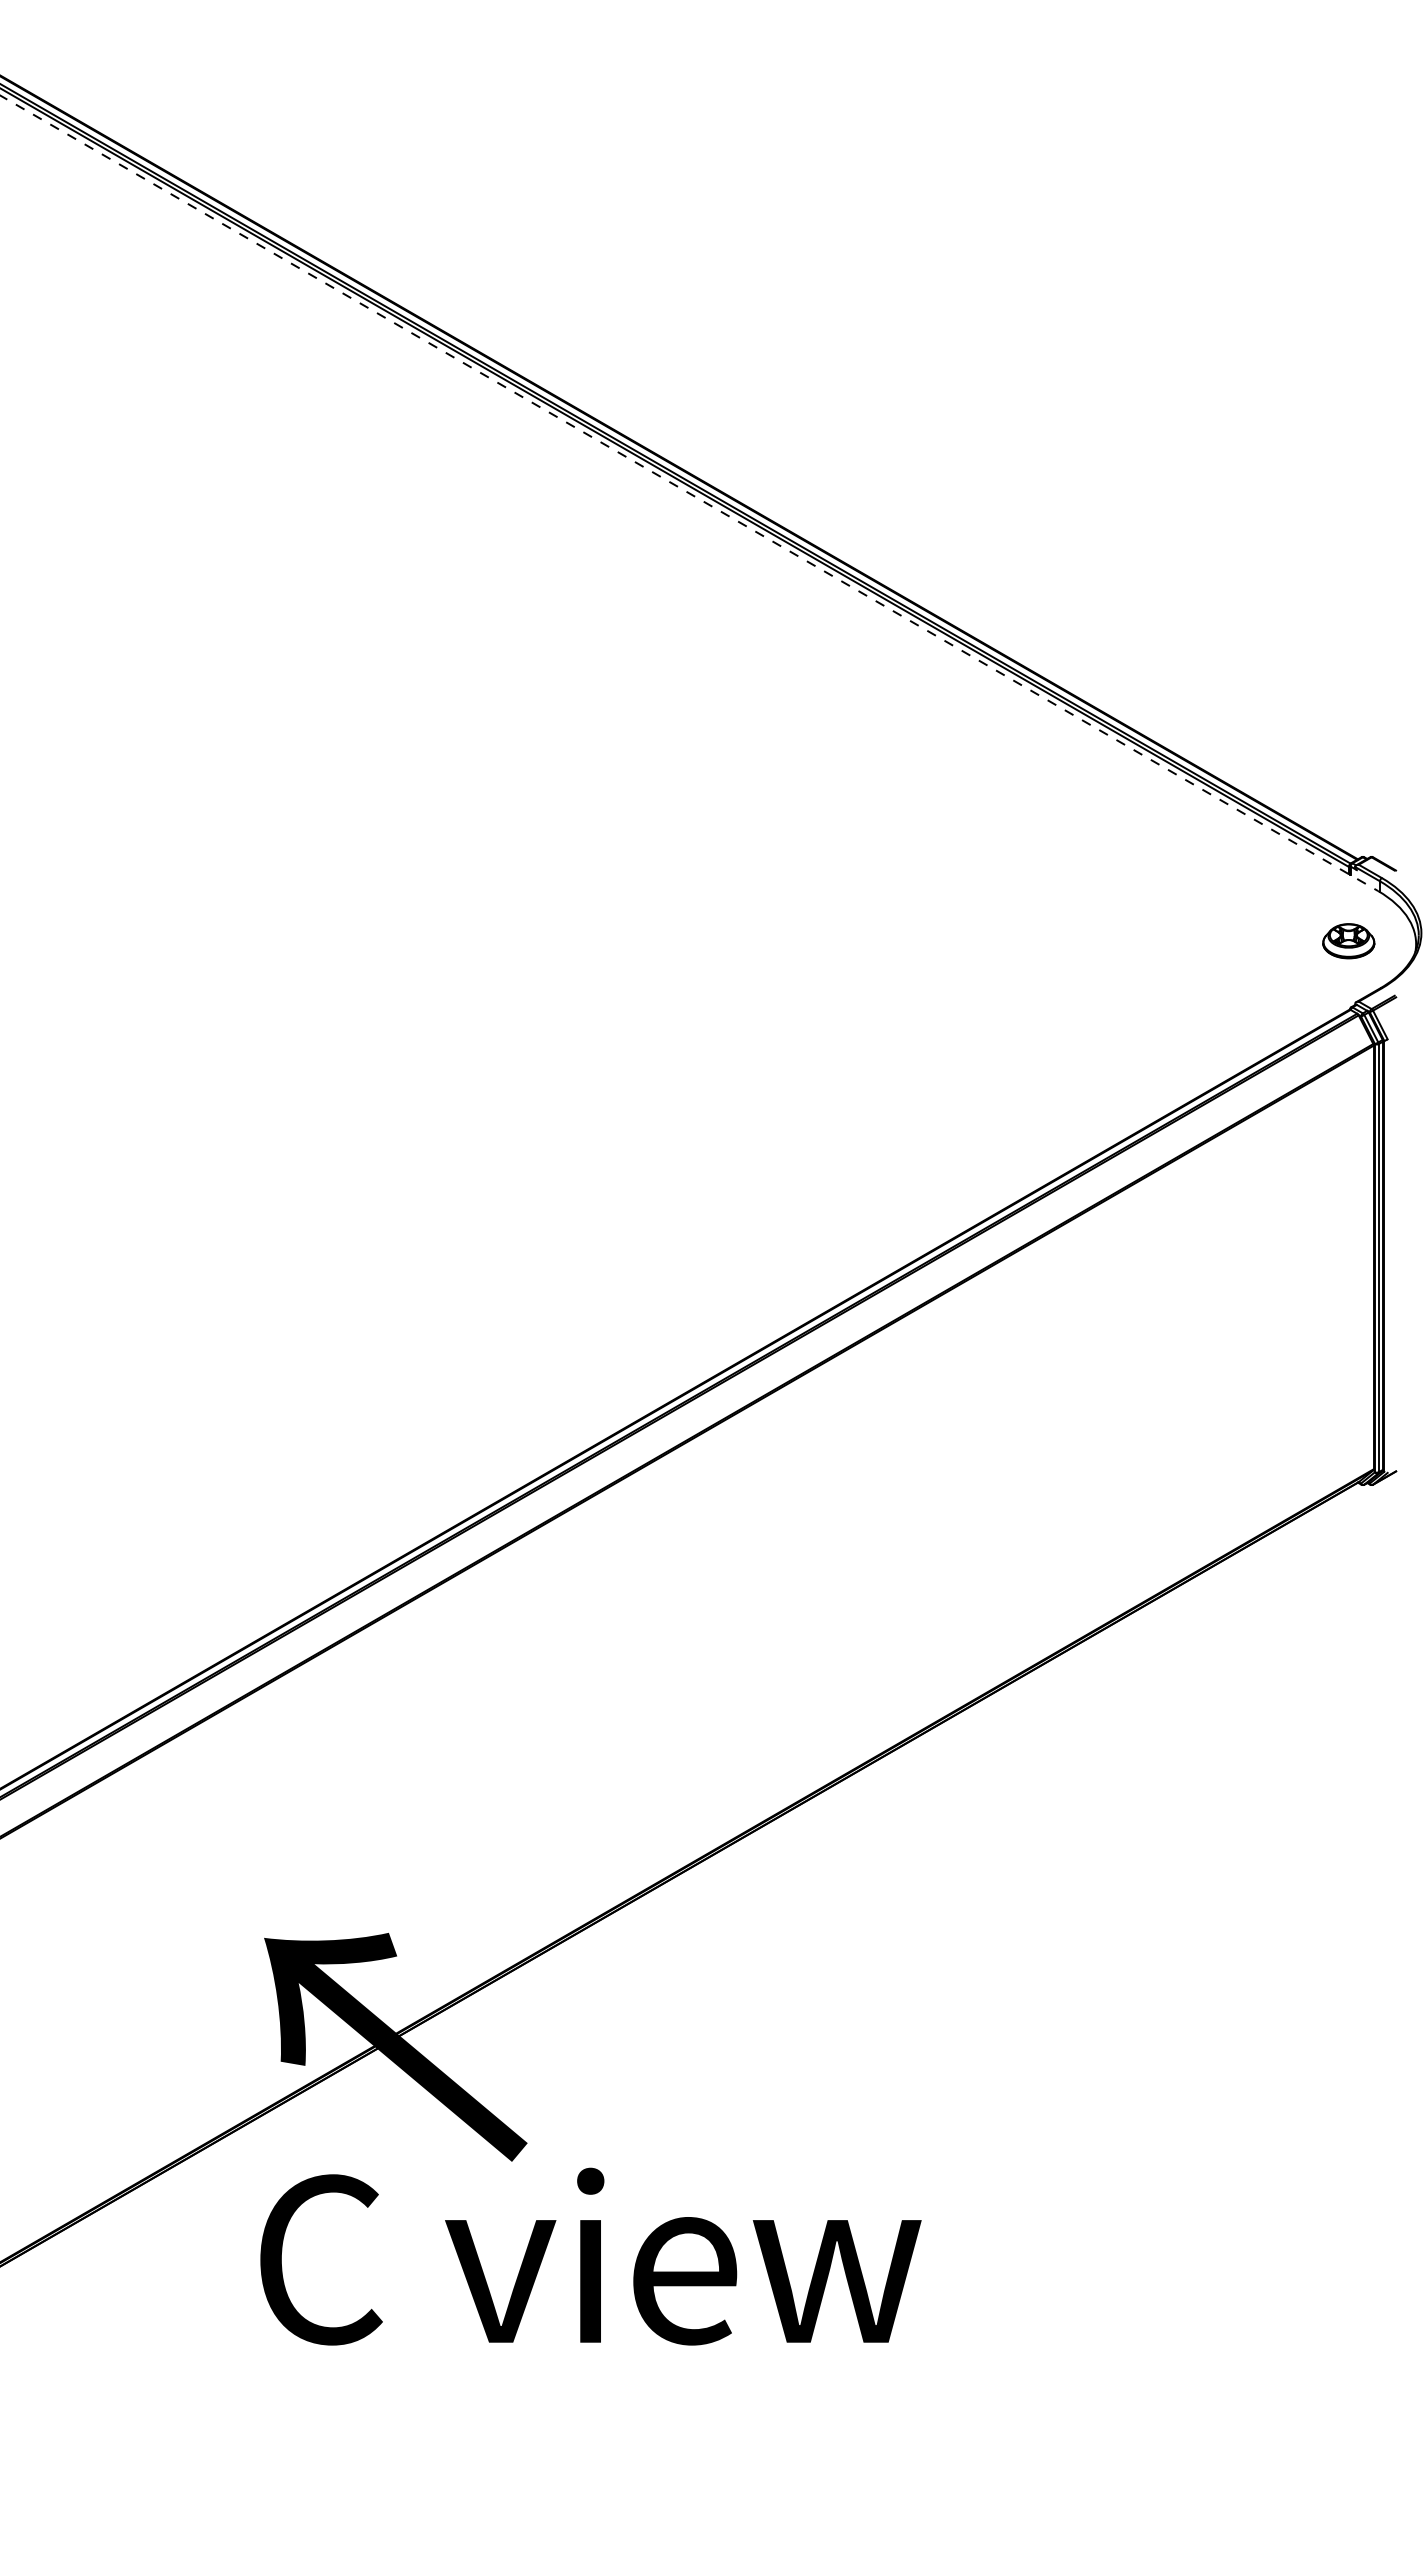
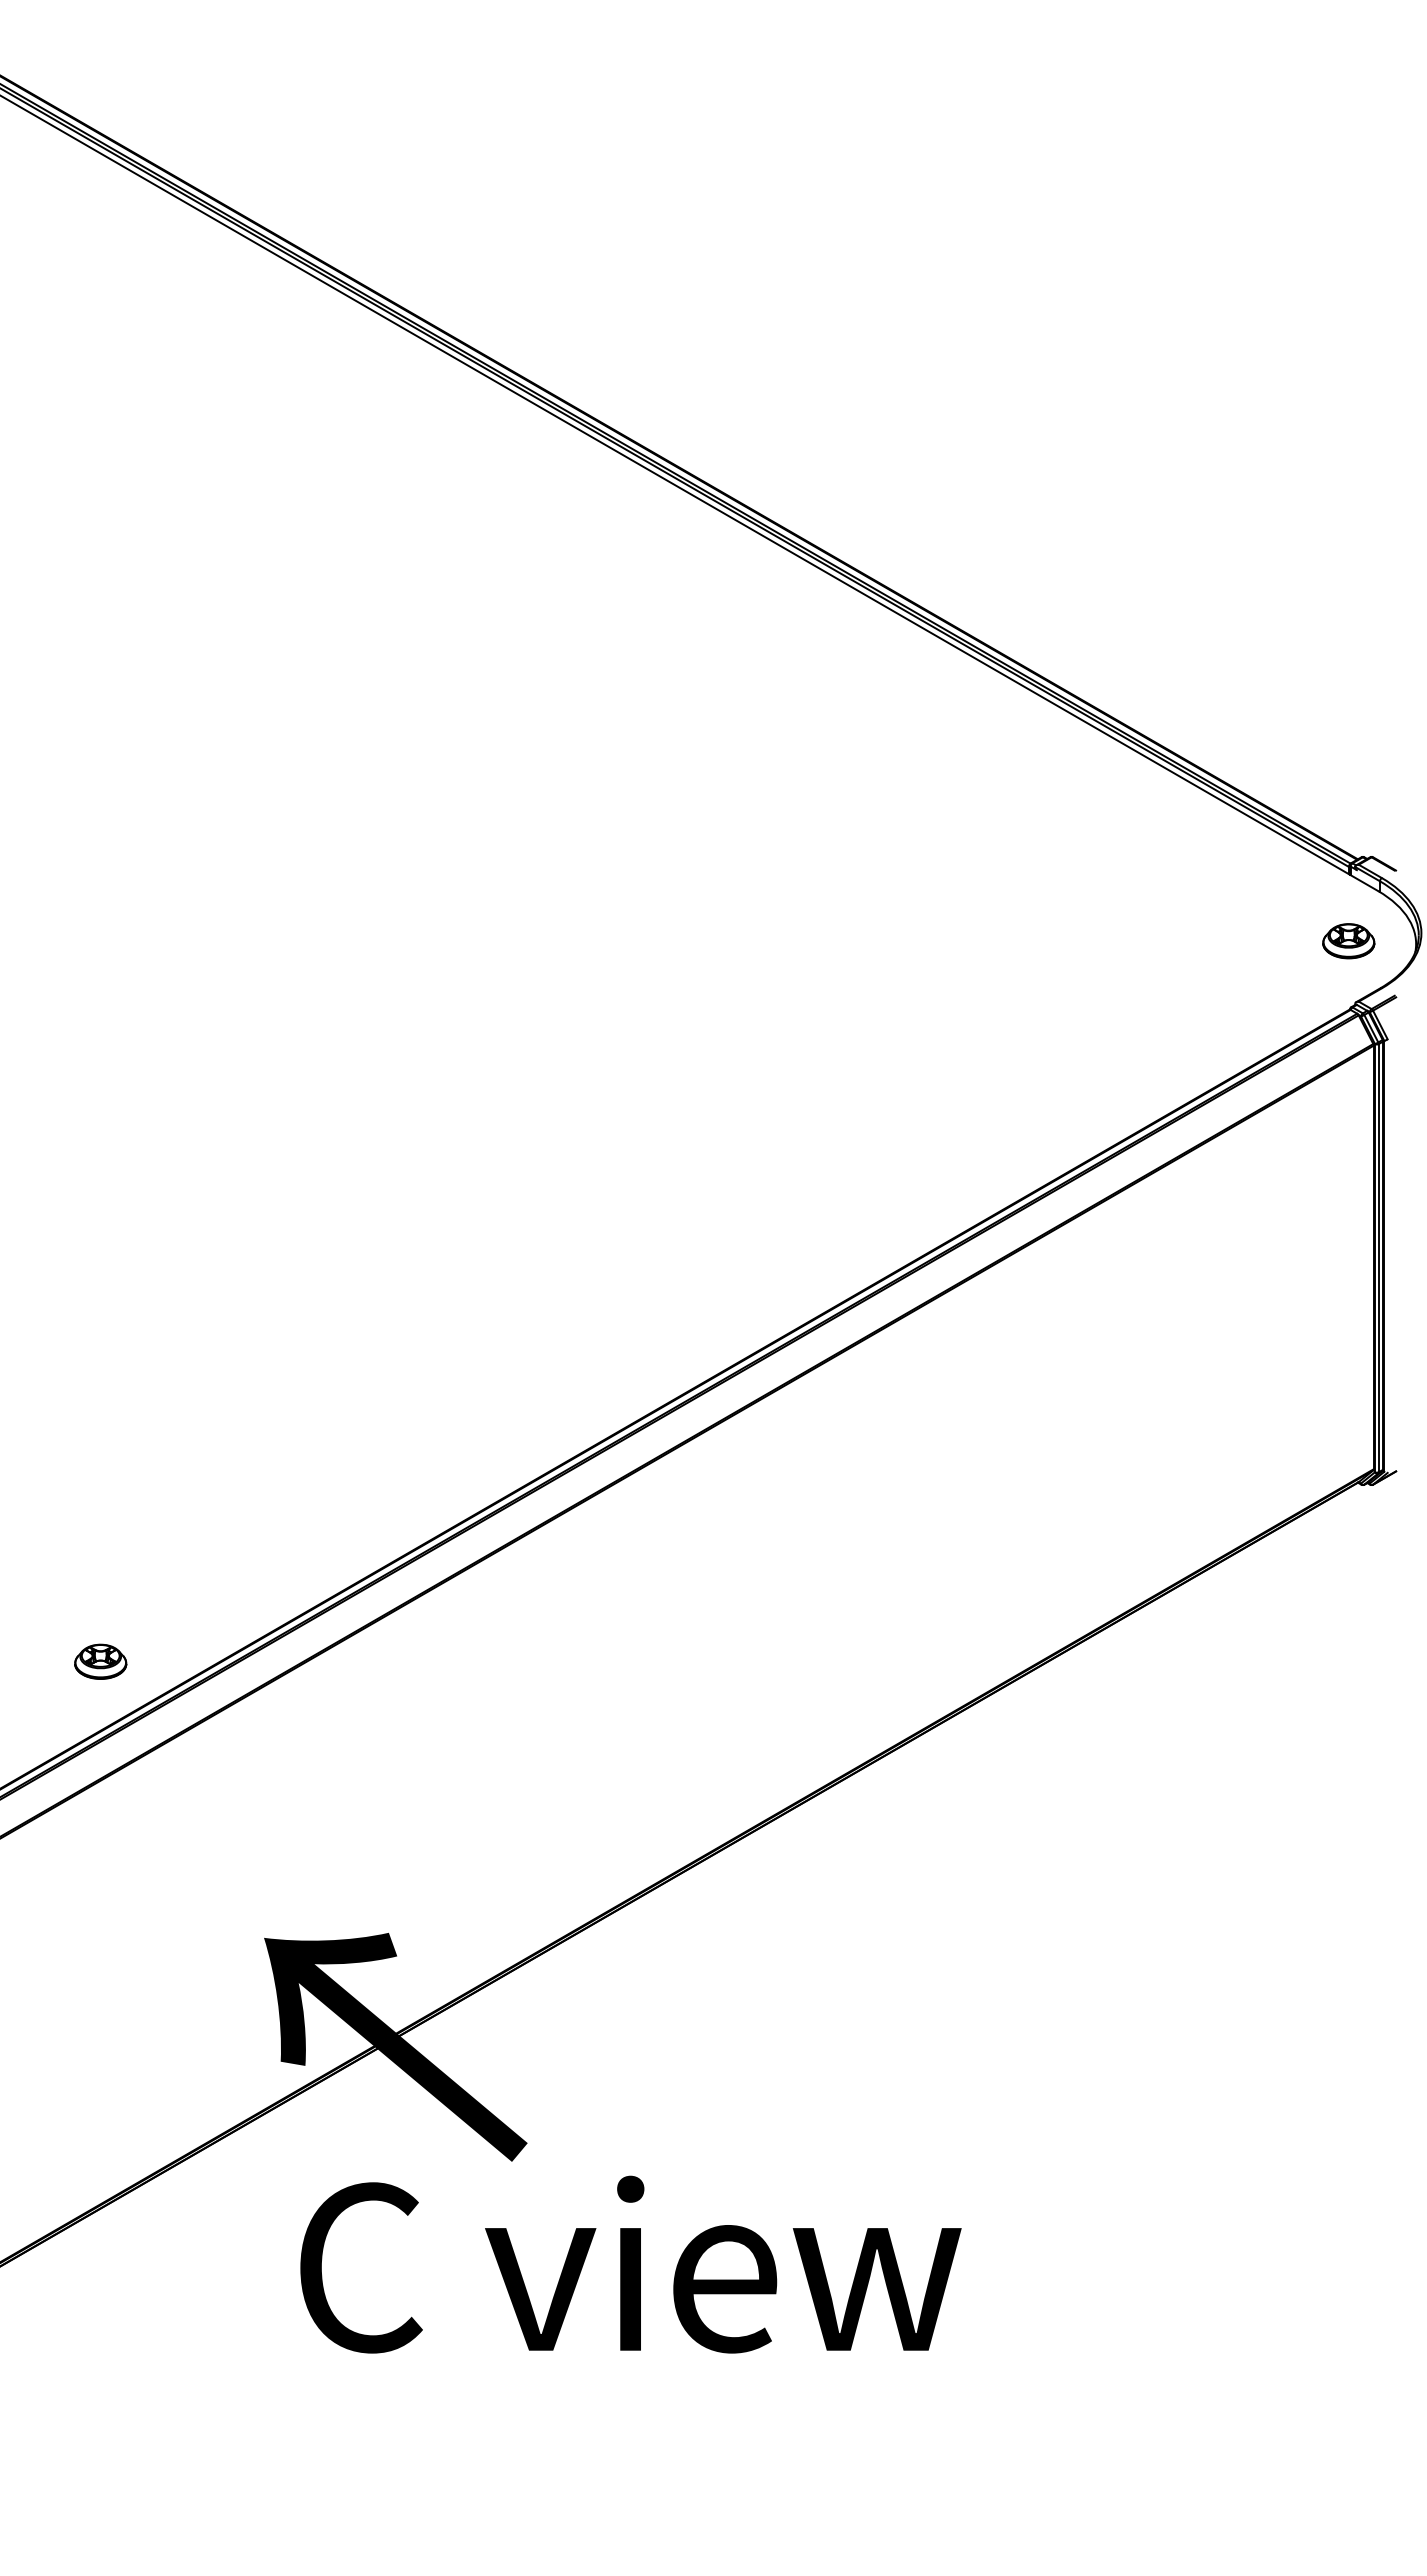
line: dashed -> solid (689, 493)
part: none -> present (100, 1661)
text position: (590, 2256) -> (630, 2264) (630, 2264)
